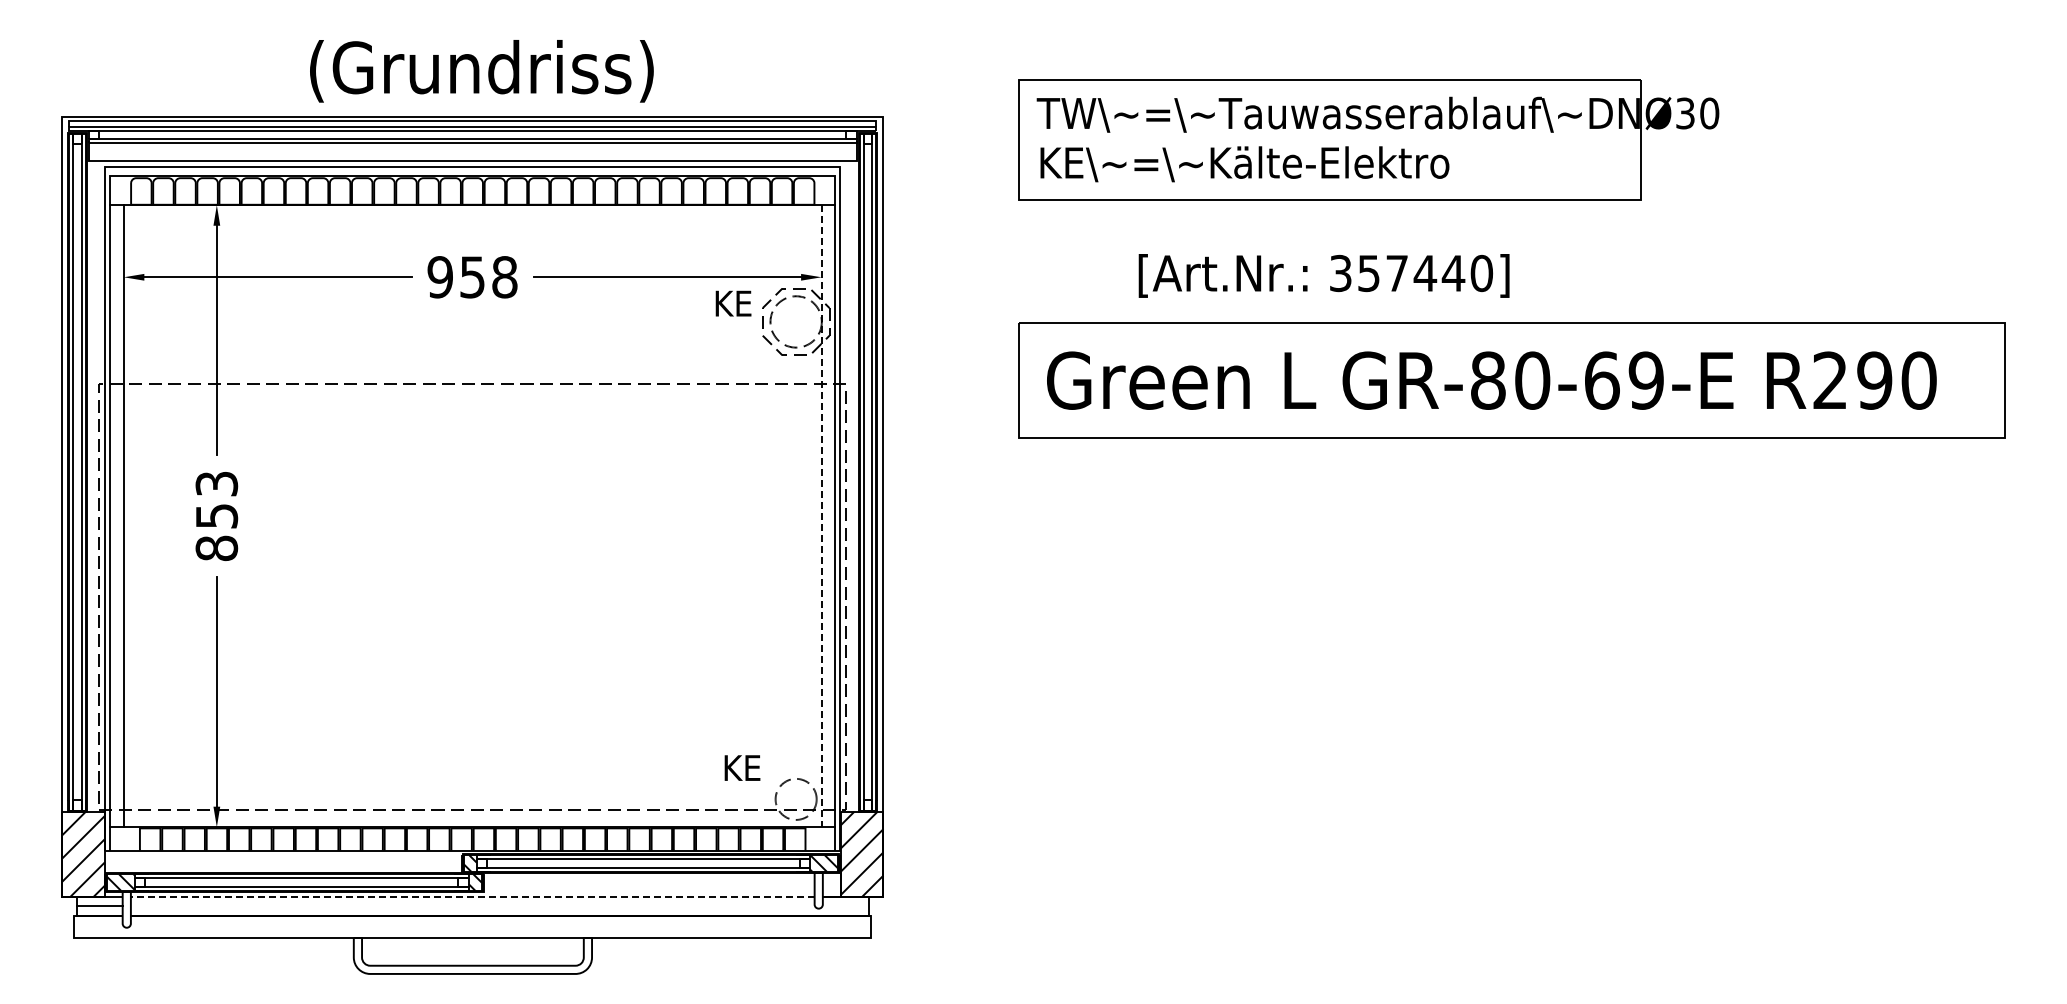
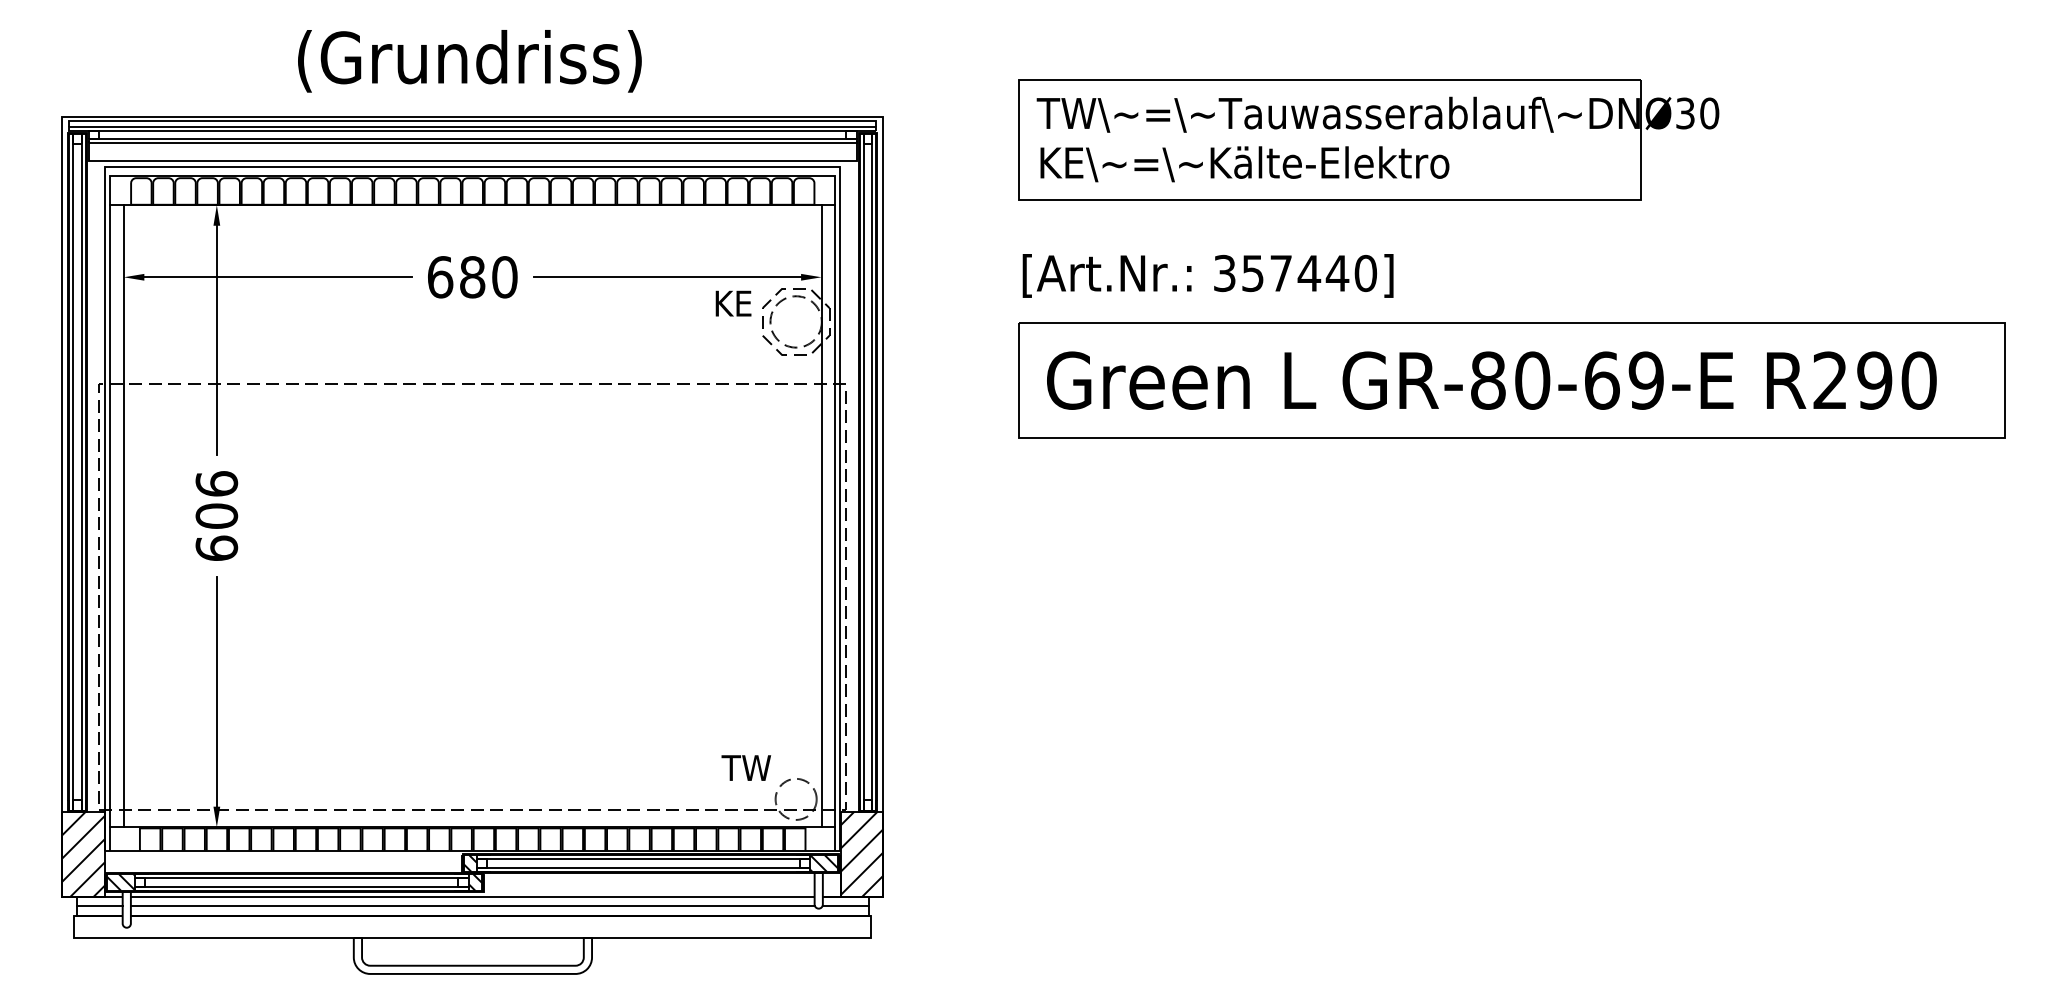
text position: (481, 71) -> (469, 61) (469, 61)
text position: (1323, 275) -> (1207, 275) (1207, 275)
text: 958 -> 680 (472, 277)
text: 853 -> 606 (216, 516)
line: dashed -> solid (821, 516)
text: KE -> TW (746, 767)
line: dashed -> solid (472, 896)
line: none -> present (472, 906)
line: none -> present (845, 906)
